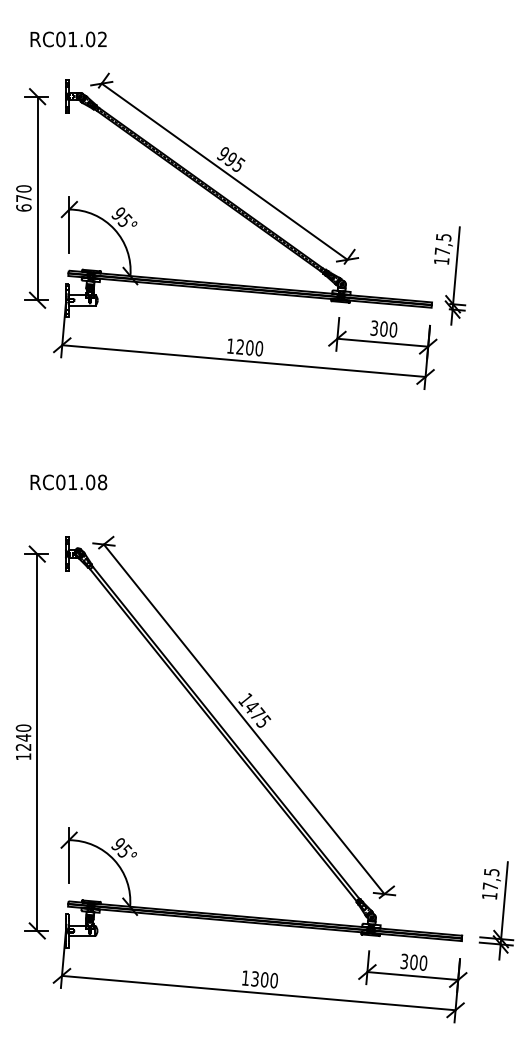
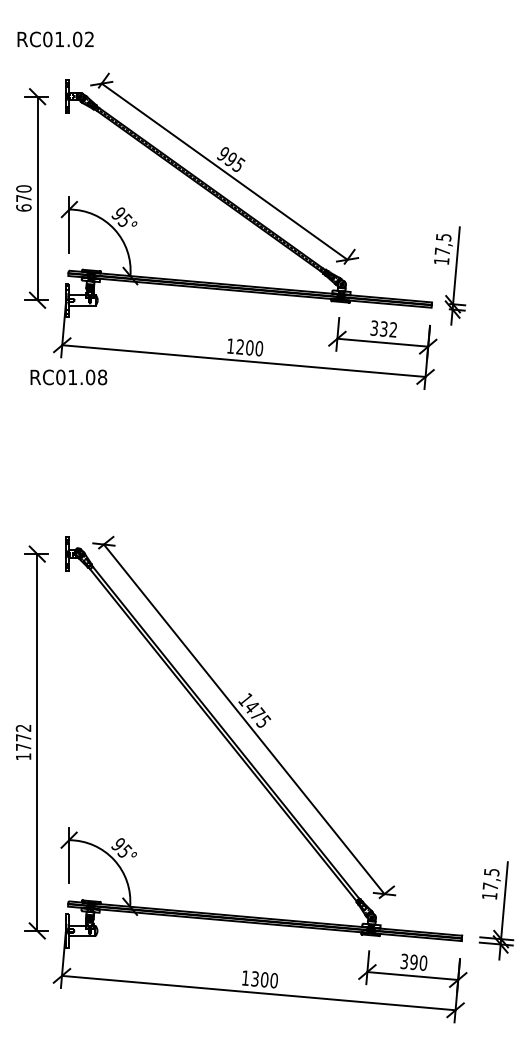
text position: (68, 39) -> (55, 39) (55, 39)
text: 300 -> 332 (388, 329)
text position: (68, 482) -> (68, 377) (68, 377)
text: 1240 -> 1772 (23, 737)
text: 300 -> 390 (413, 962)
